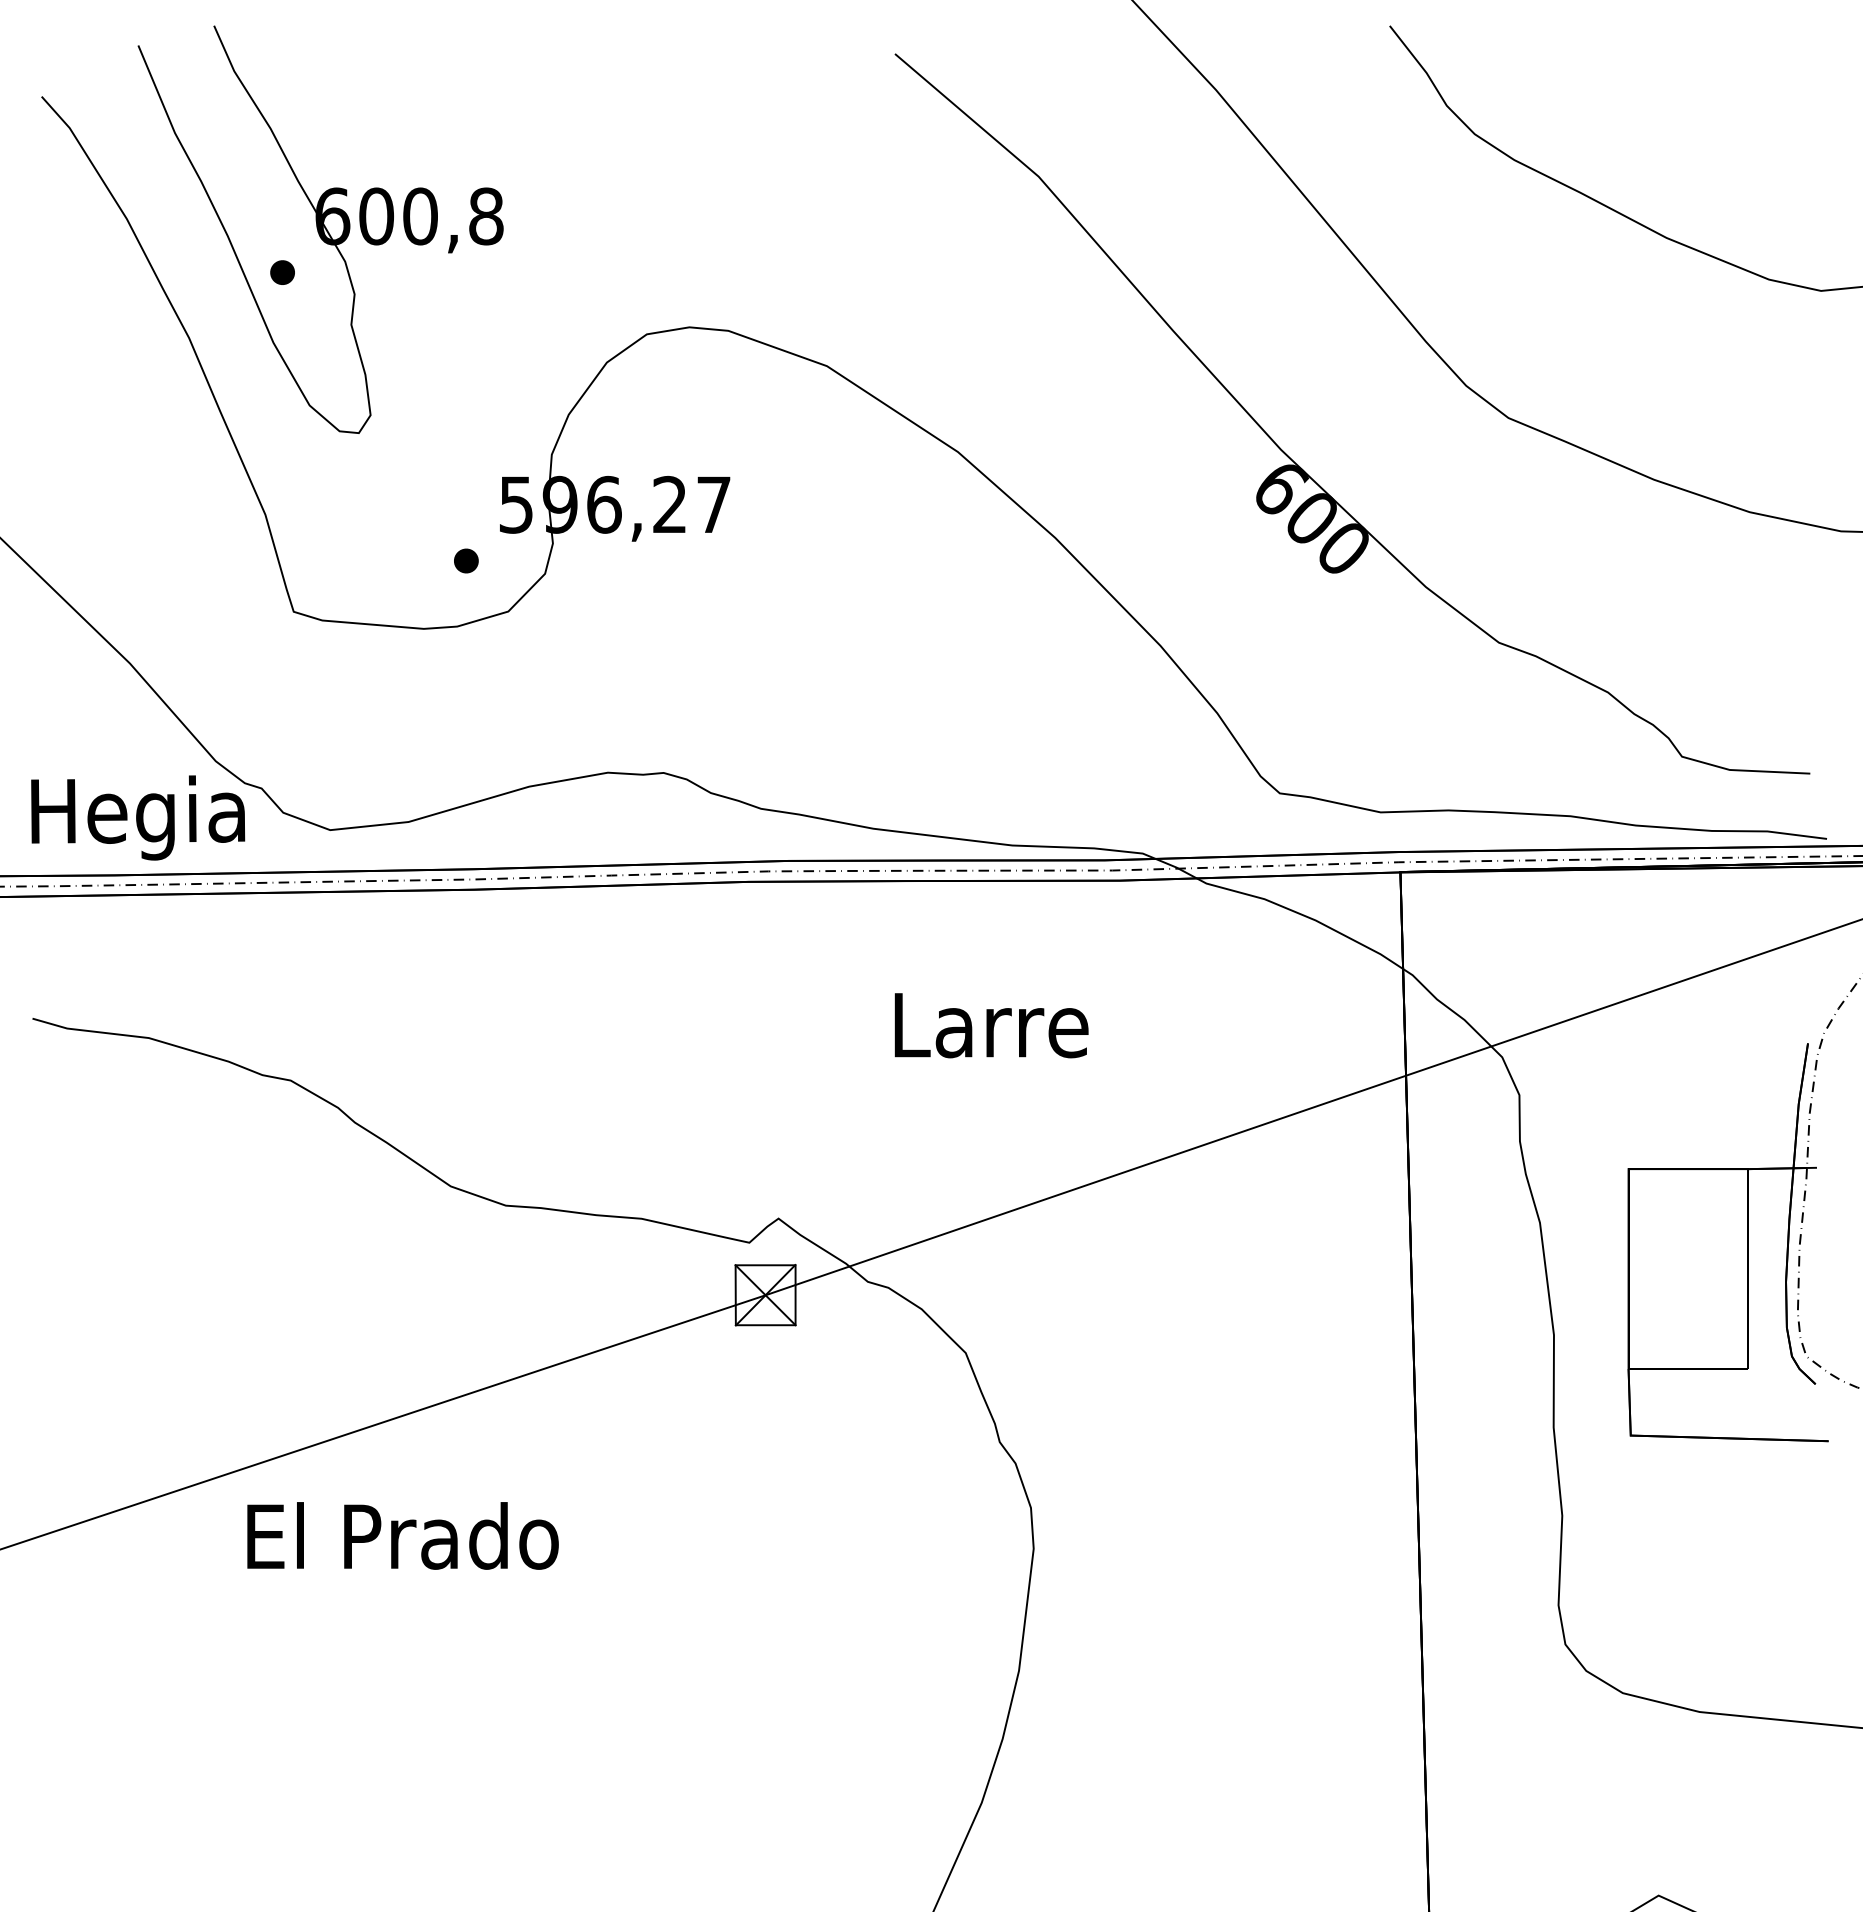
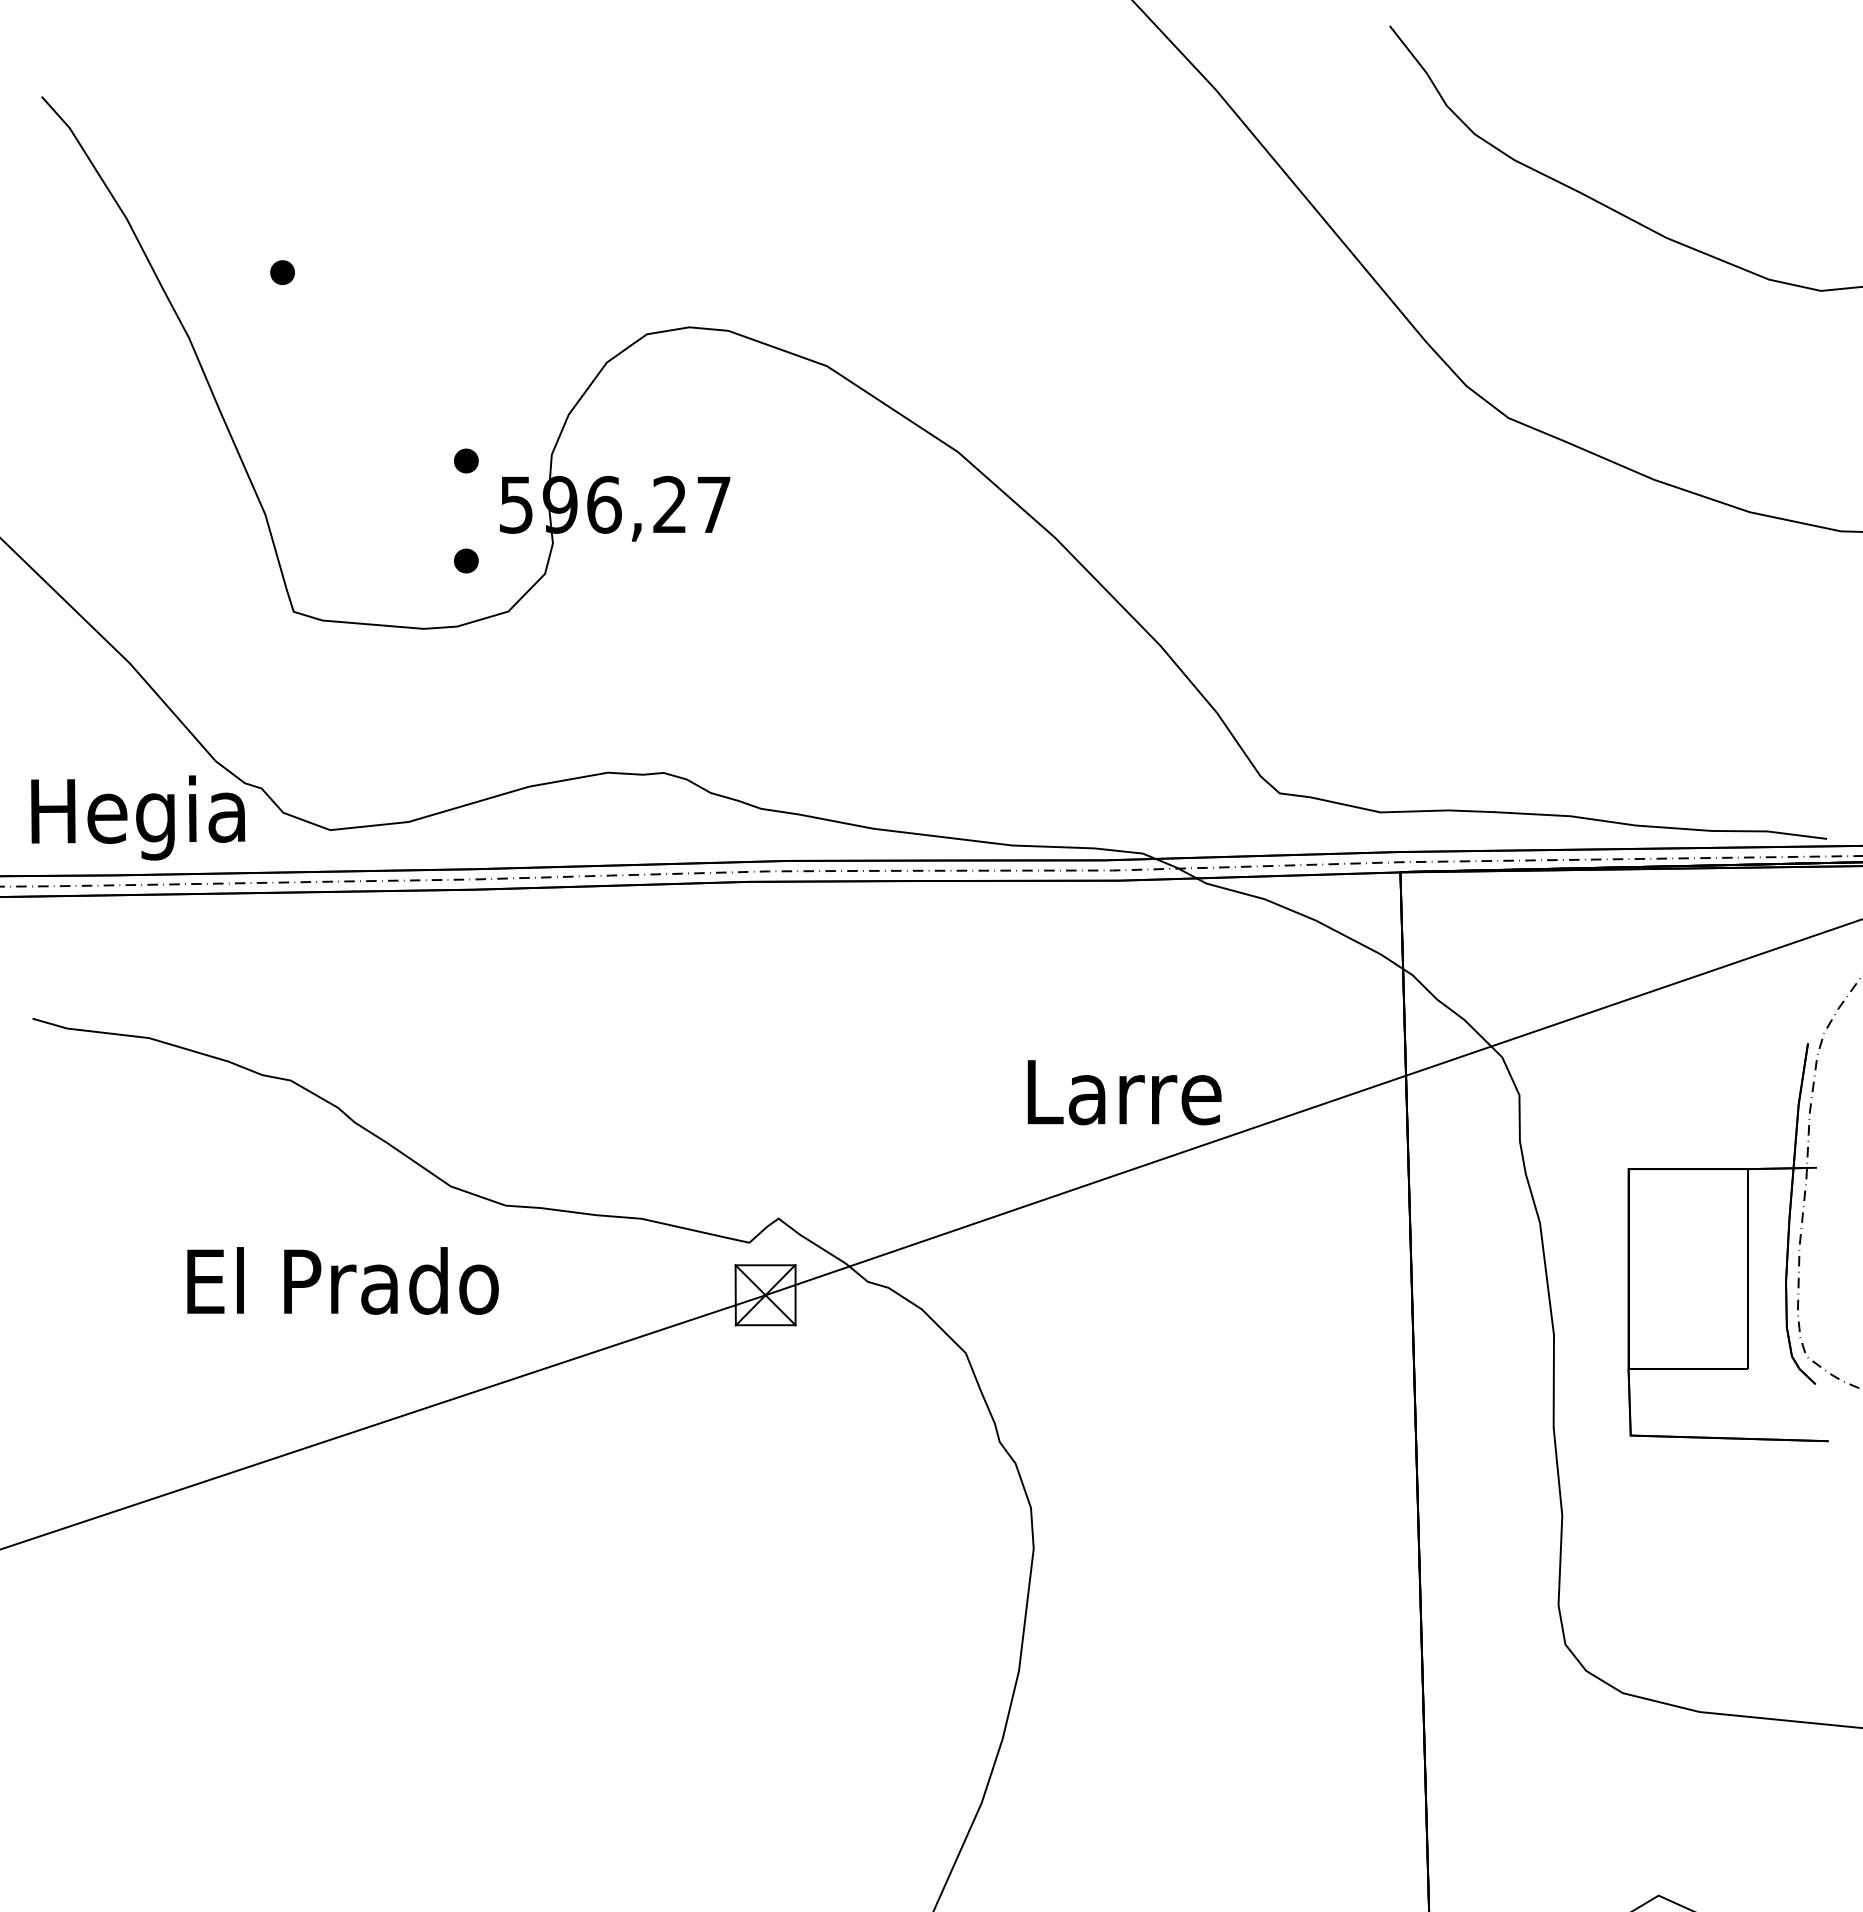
part: present -> none (320, 229)
part: none -> present (466, 460)
part: present -> none (1299, 465)
text position: (991, 1025) -> (1124, 1092) (1124, 1092)
text position: (402, 1535) -> (342, 1280) (342, 1280)
